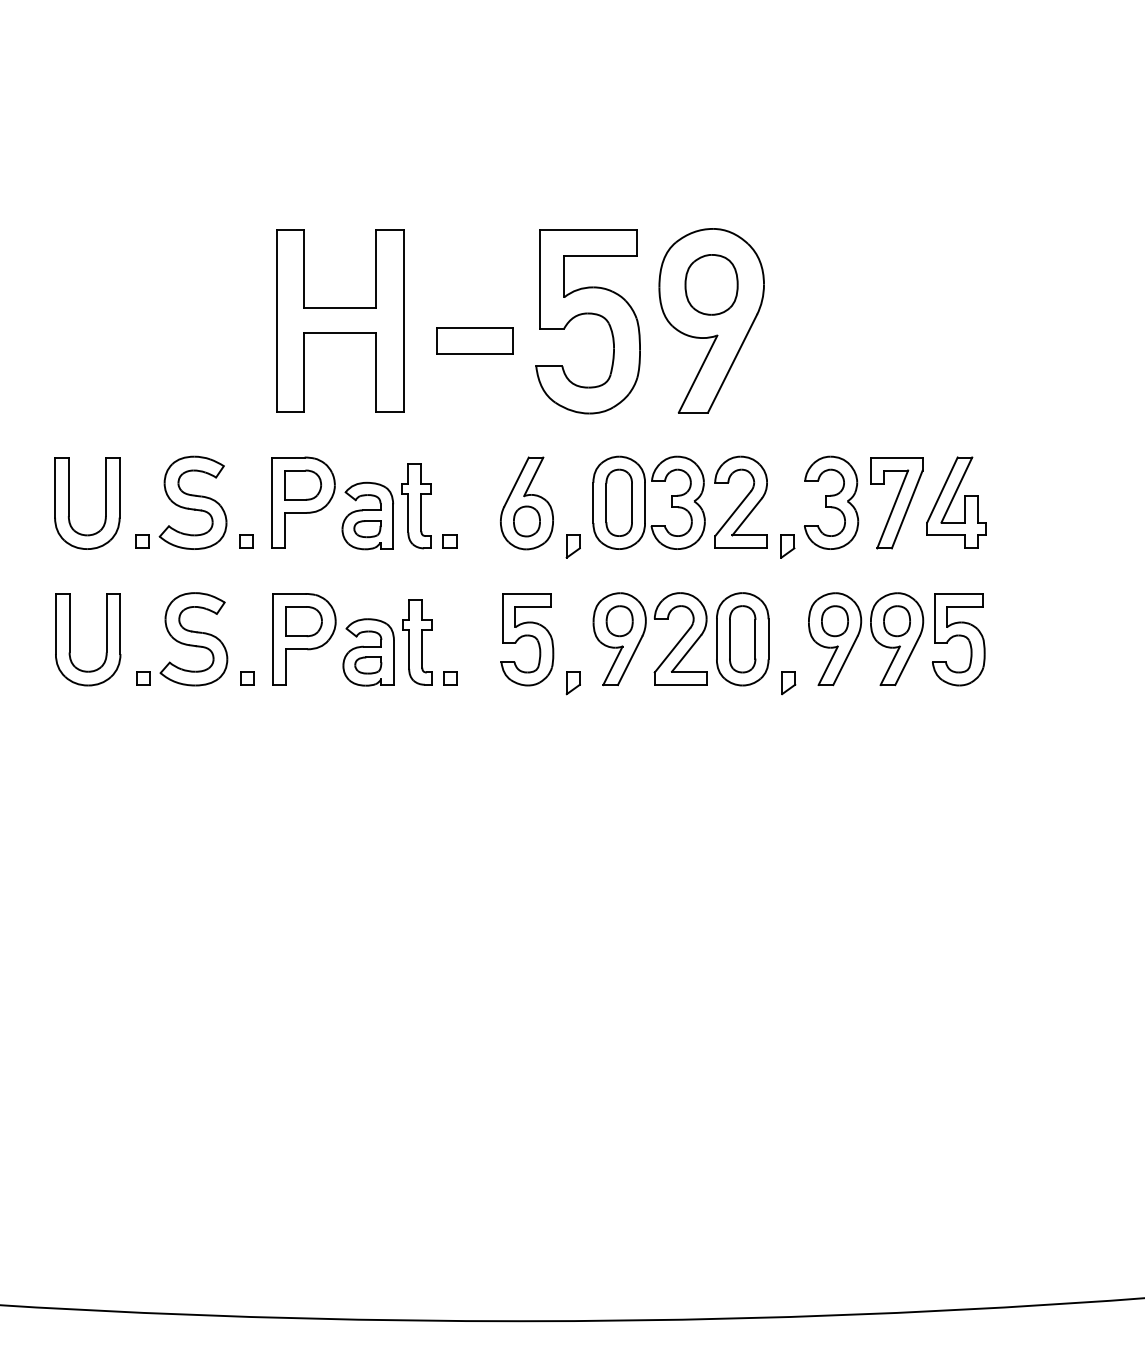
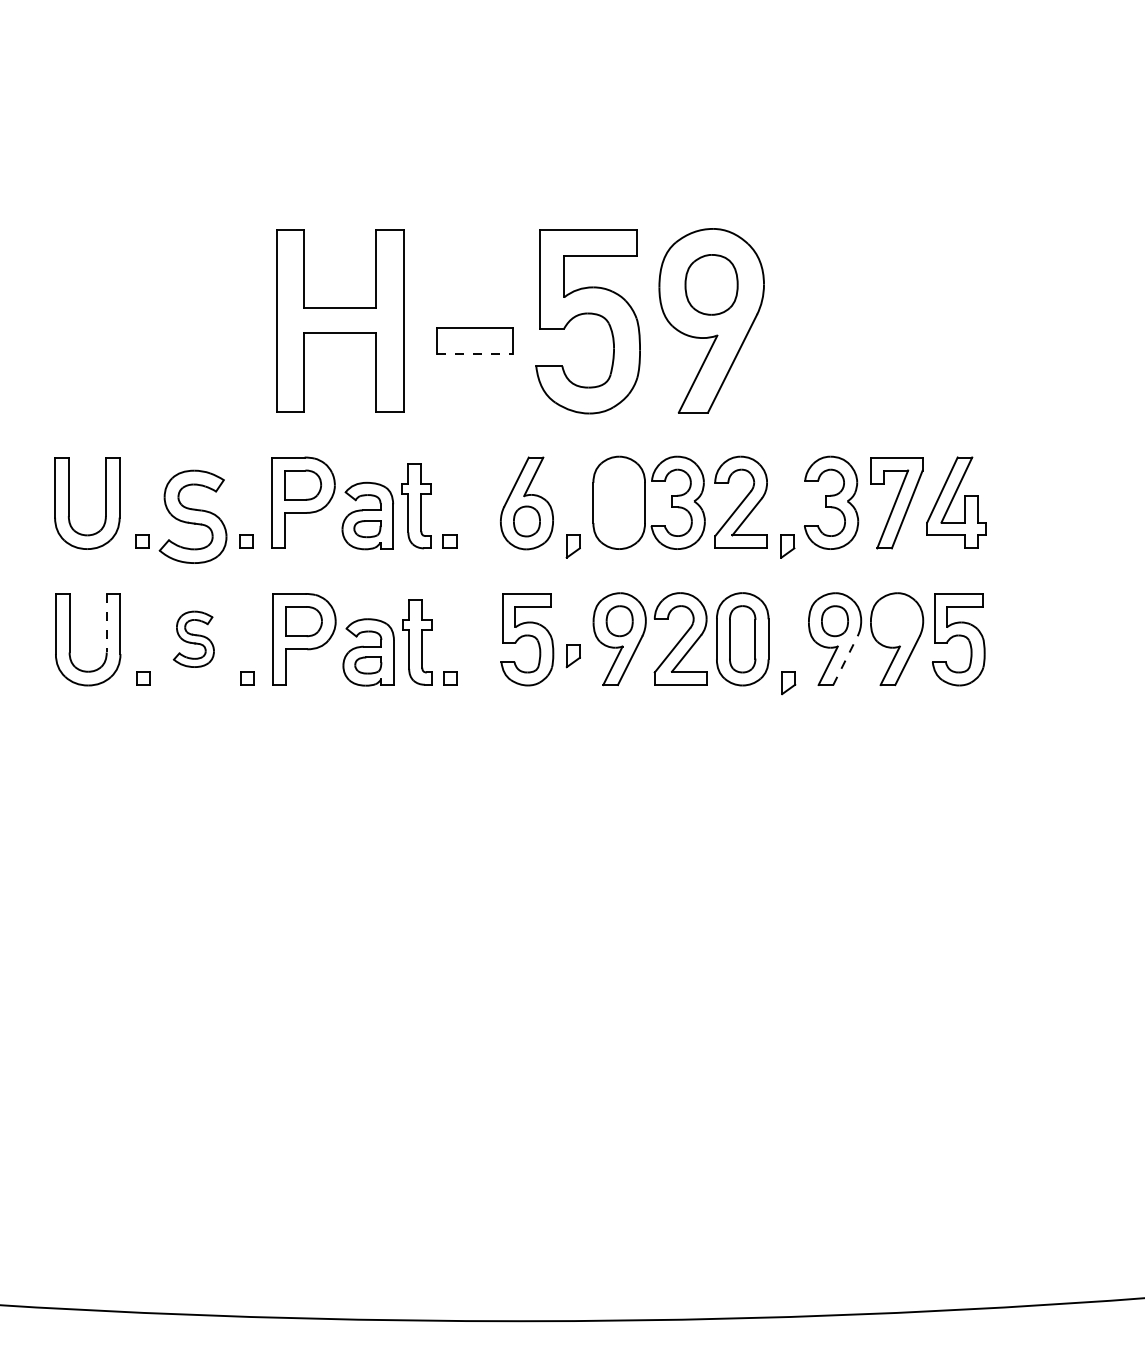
line: solid -> dashed (475, 354)
part position: (192, 502) -> (192, 516) (192, 516)
part: present -> none (618, 502)
part: present -> none (896, 621)
line: solid -> dashed (106, 623)
part size: 70x95 px -> 43x58 px (193, 638)
line: solid -> dashed (845, 660)
part position: (572, 683) -> (572, 656) (572, 656)
